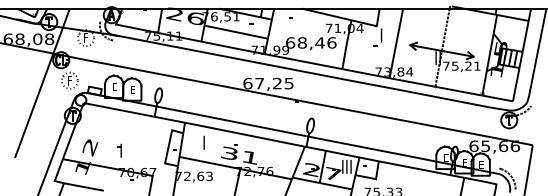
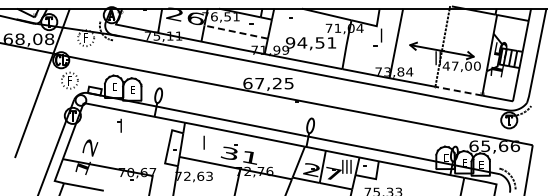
line: solid -> dashed (236, 32)
text: 68,46 -> 94,51 (311, 42)
text: 75,21 -> 47,00 (461, 65)
line: solid -> dashed (458, 91)
part position: (119, 150) -> (119, 125) (119, 125)
